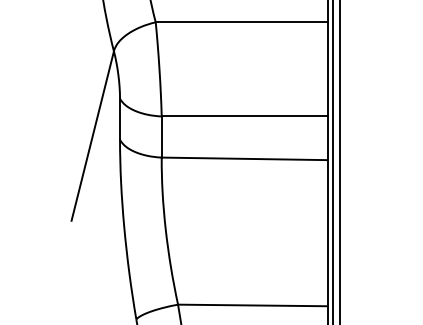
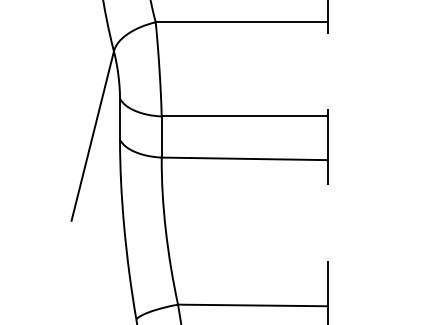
line: present -> none (333, 161)
line: present -> none (339, 161)
line: solid -> dashed (327, 162)
